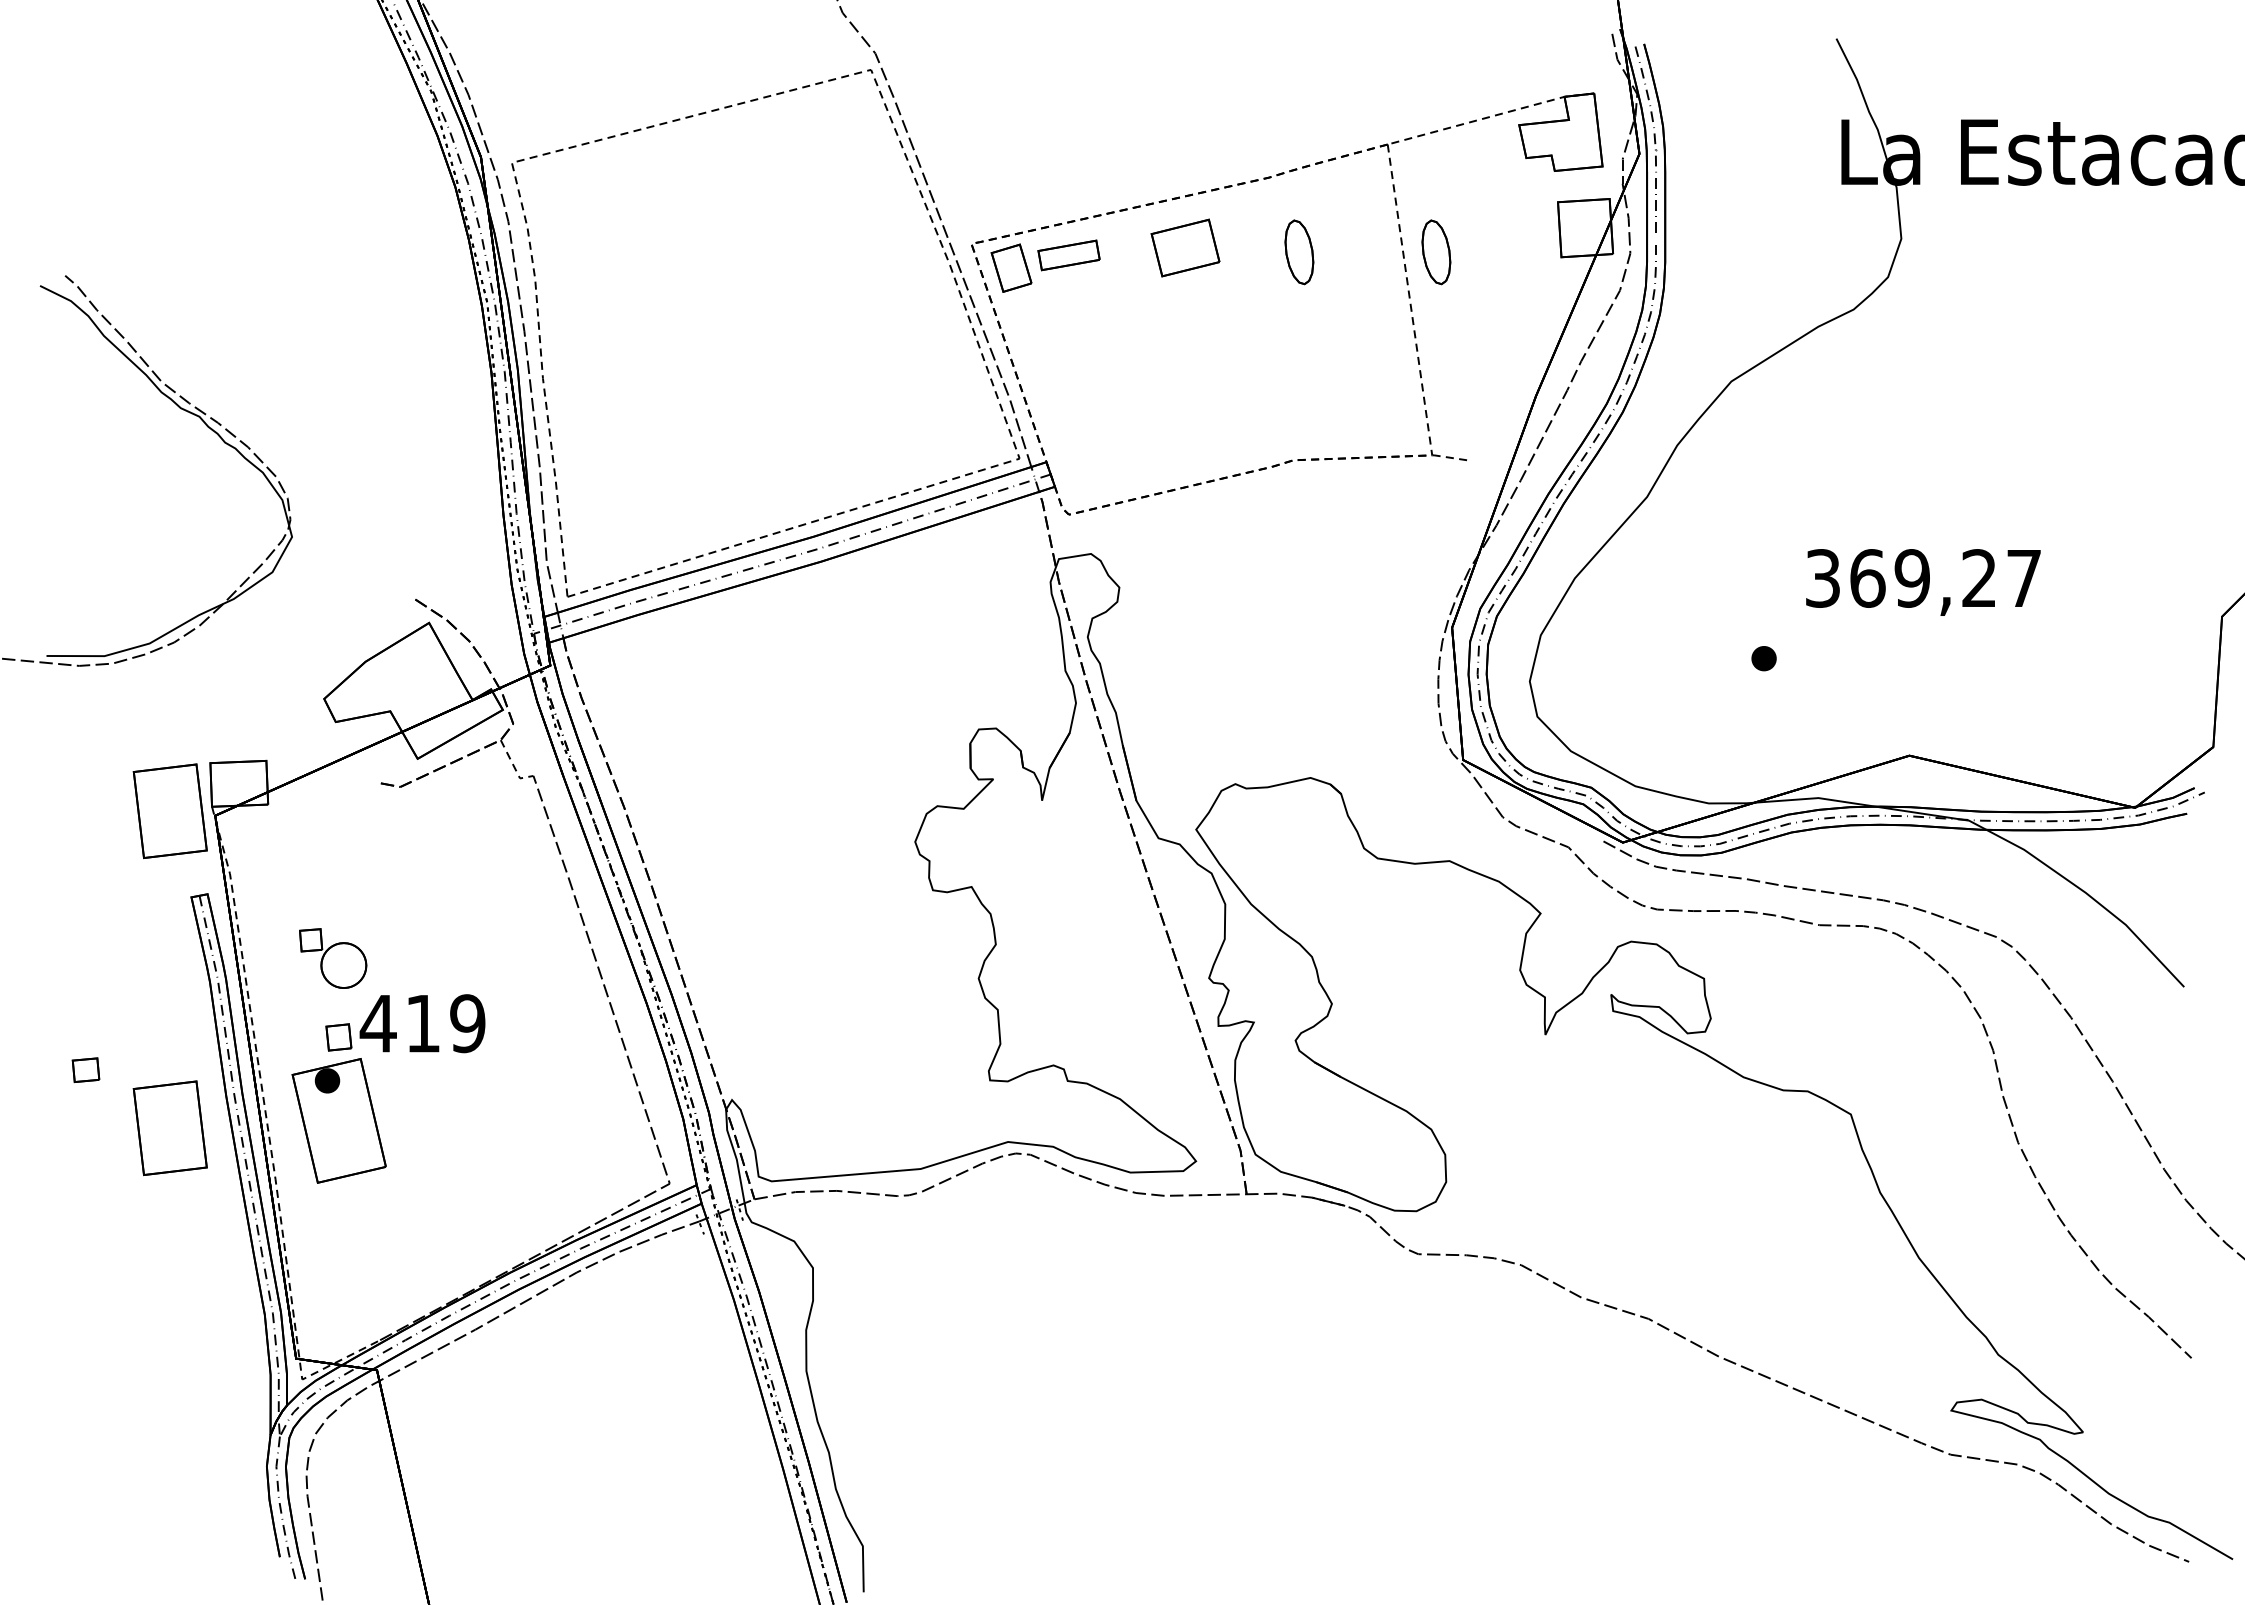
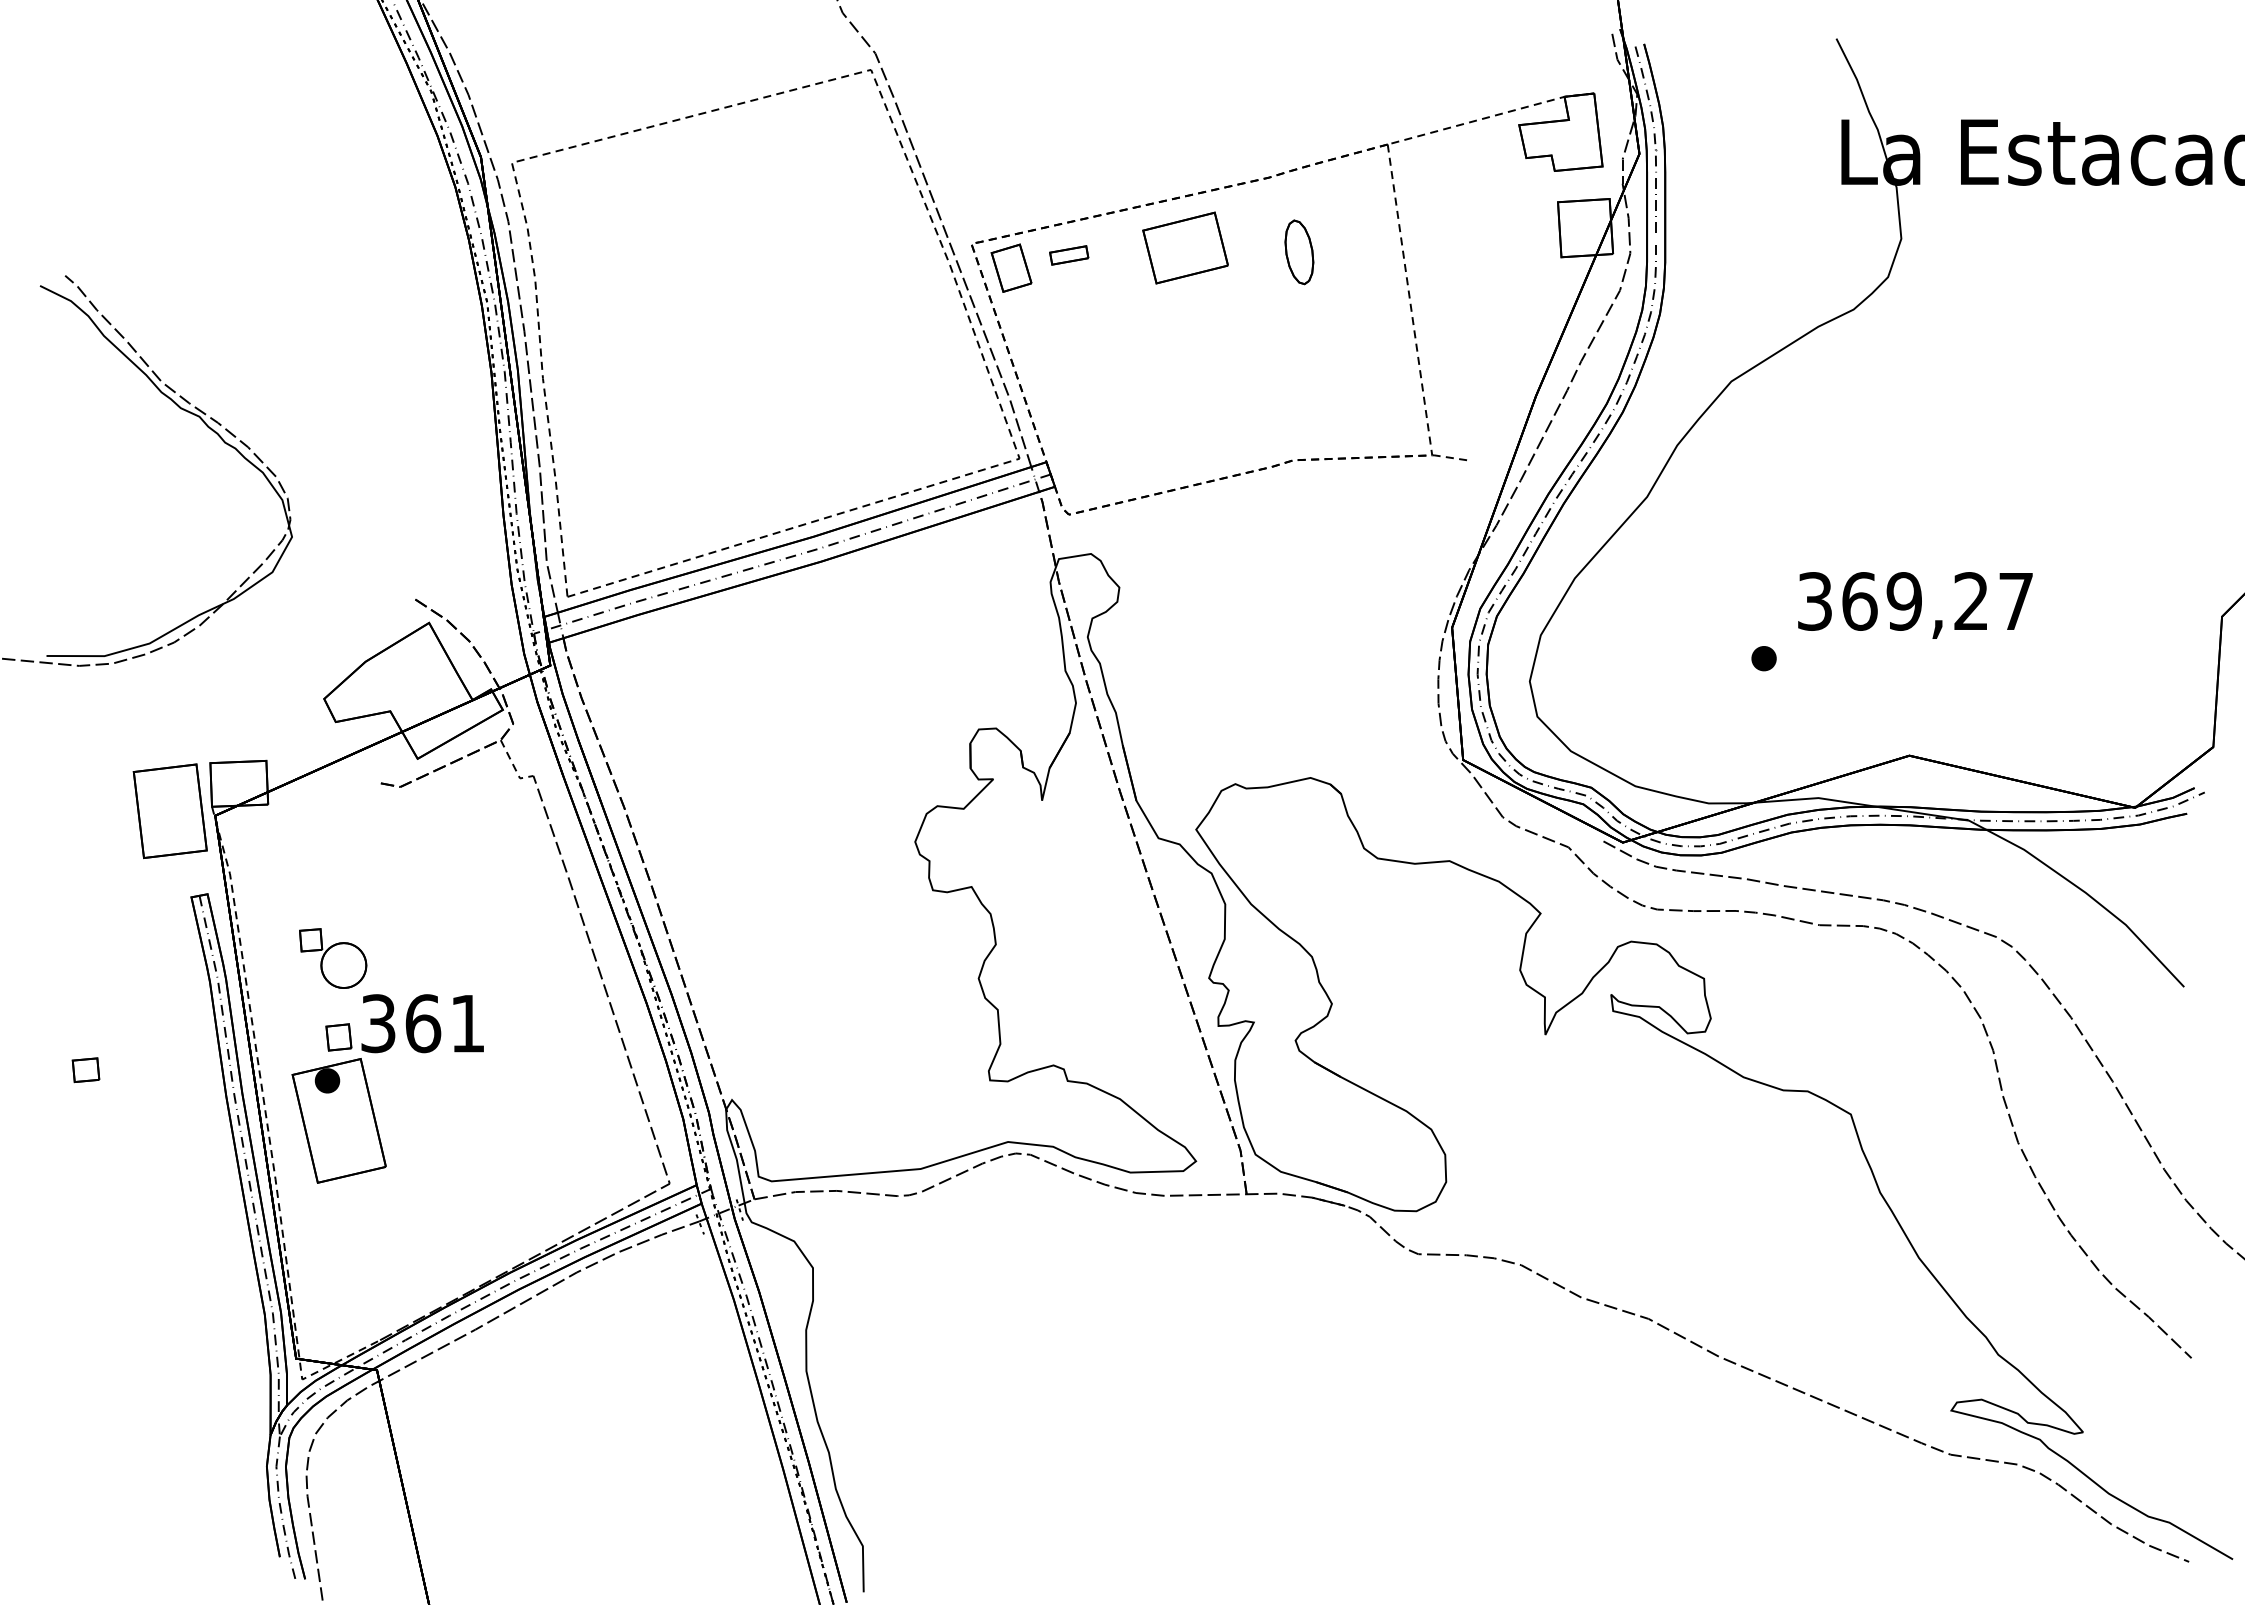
part size: 71x60 px -> 87x74 px (1185, 247)
part: present -> none (1436, 252)
part size: 64x33 px -> 41x21 px (1069, 255)
text position: (1923, 582) -> (1915, 605) (1915, 605)
text: 419 -> 361 (422, 1023)
part: present -> none (169, 1127)
